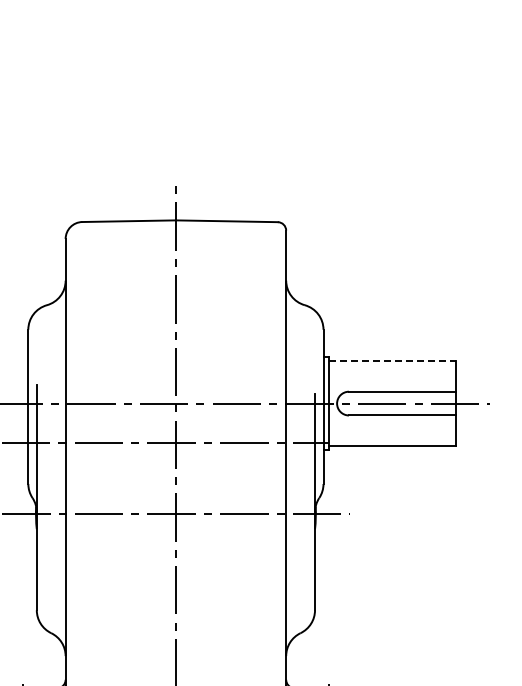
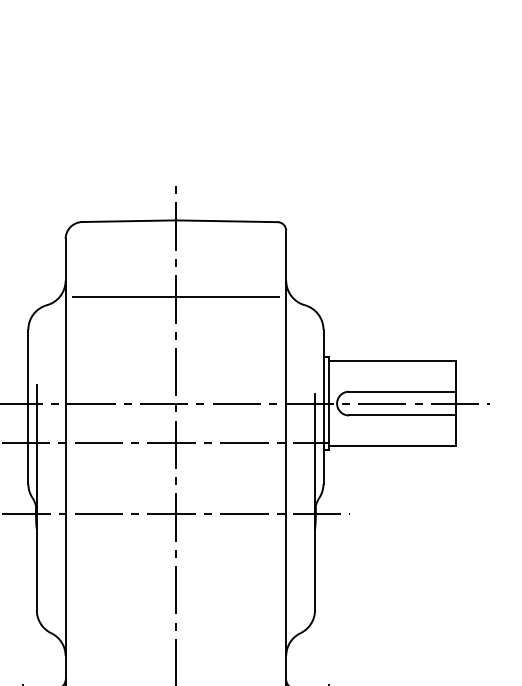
line: none -> present (175, 296)
line: dashed -> solid (392, 361)
